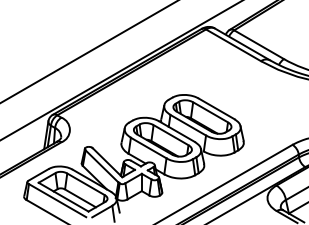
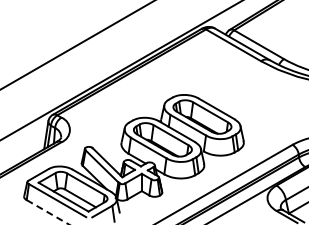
line position: (88, 51) -> (76, 45) (76, 45)
line: solid -> dashed (48, 212)
